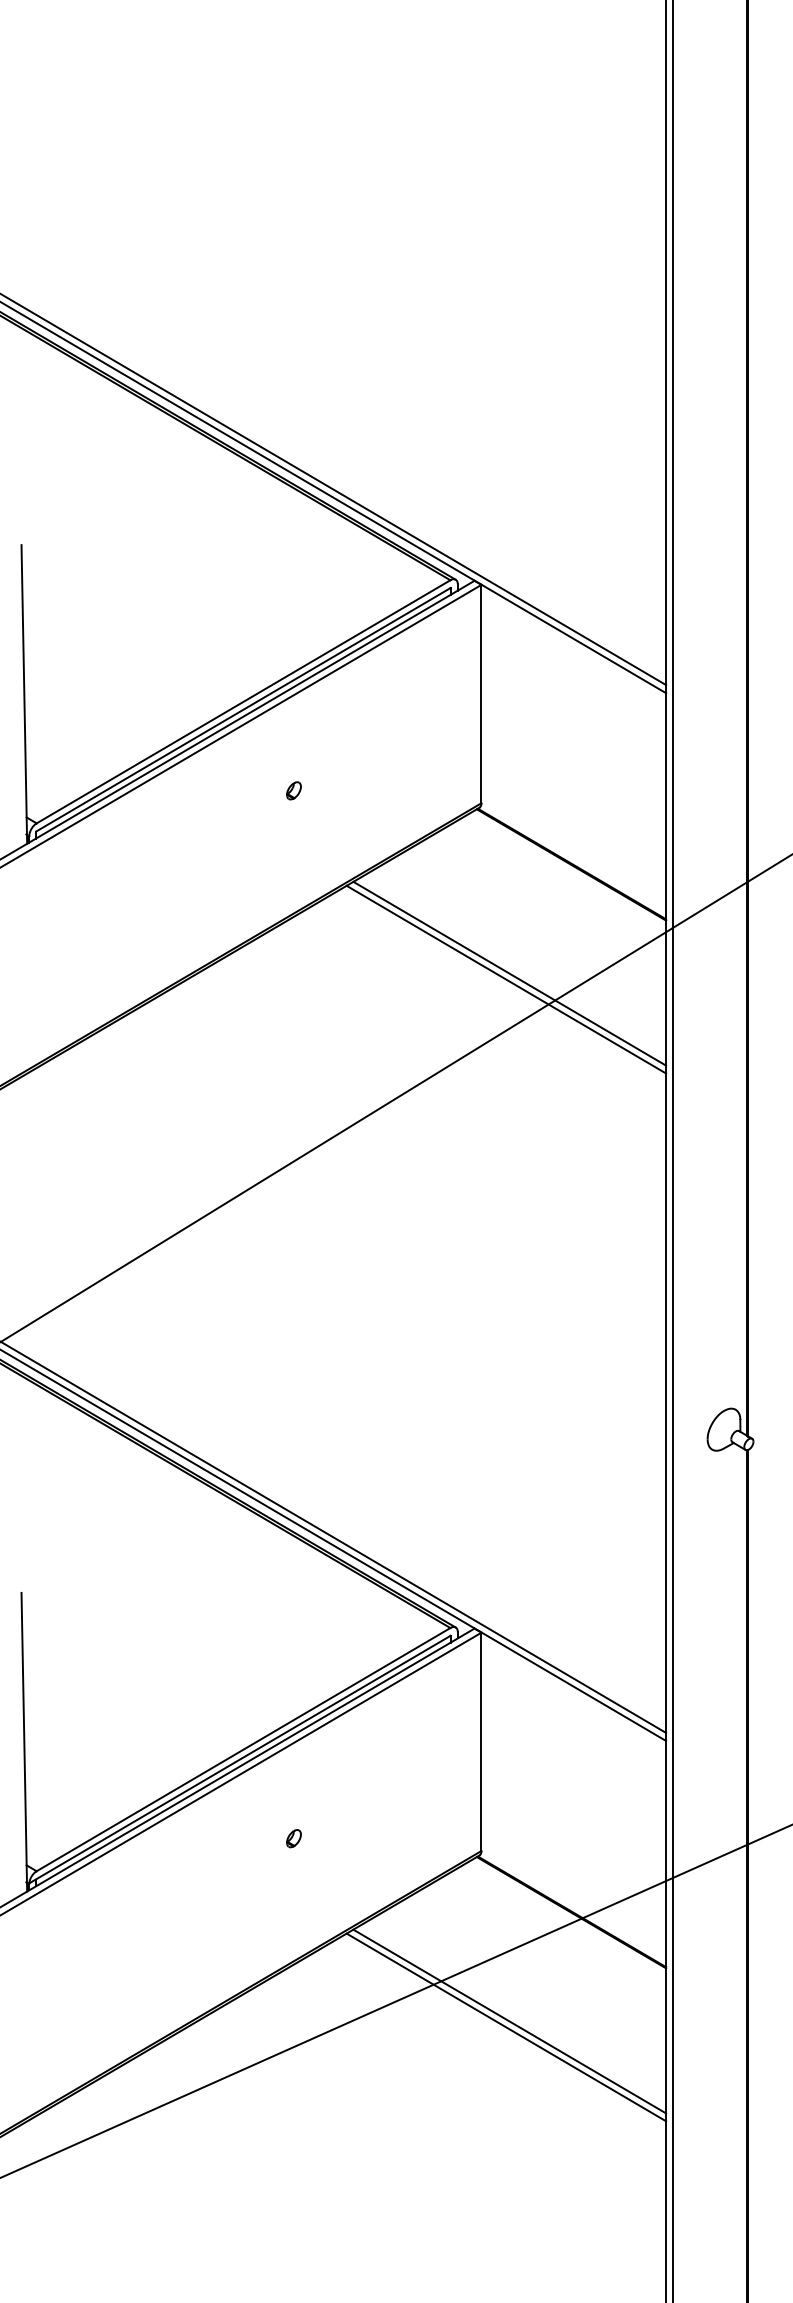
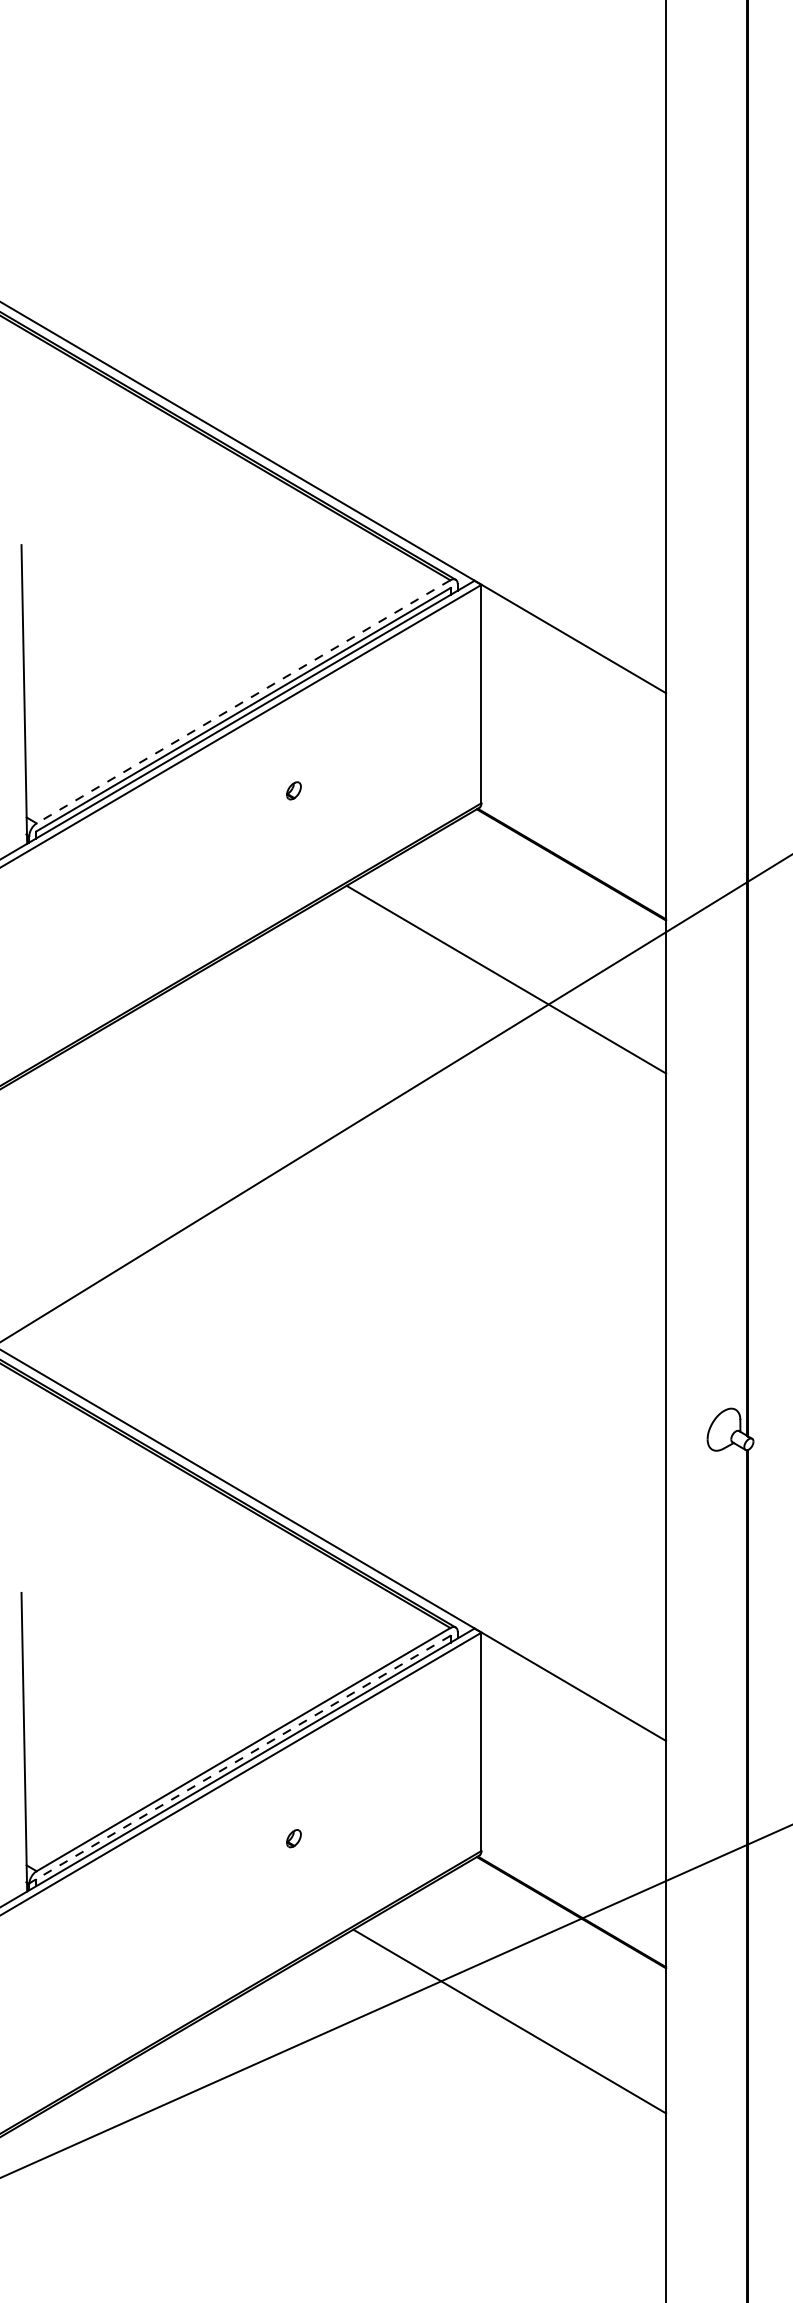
line: present -> none (334, 489)
line: solid -> dashed (243, 701)
line: present -> none (509, 973)
line: present -> none (672, 1150)
line: present -> none (334, 1537)
line: solid -> dashed (239, 1759)
line: present -> none (506, 2027)
